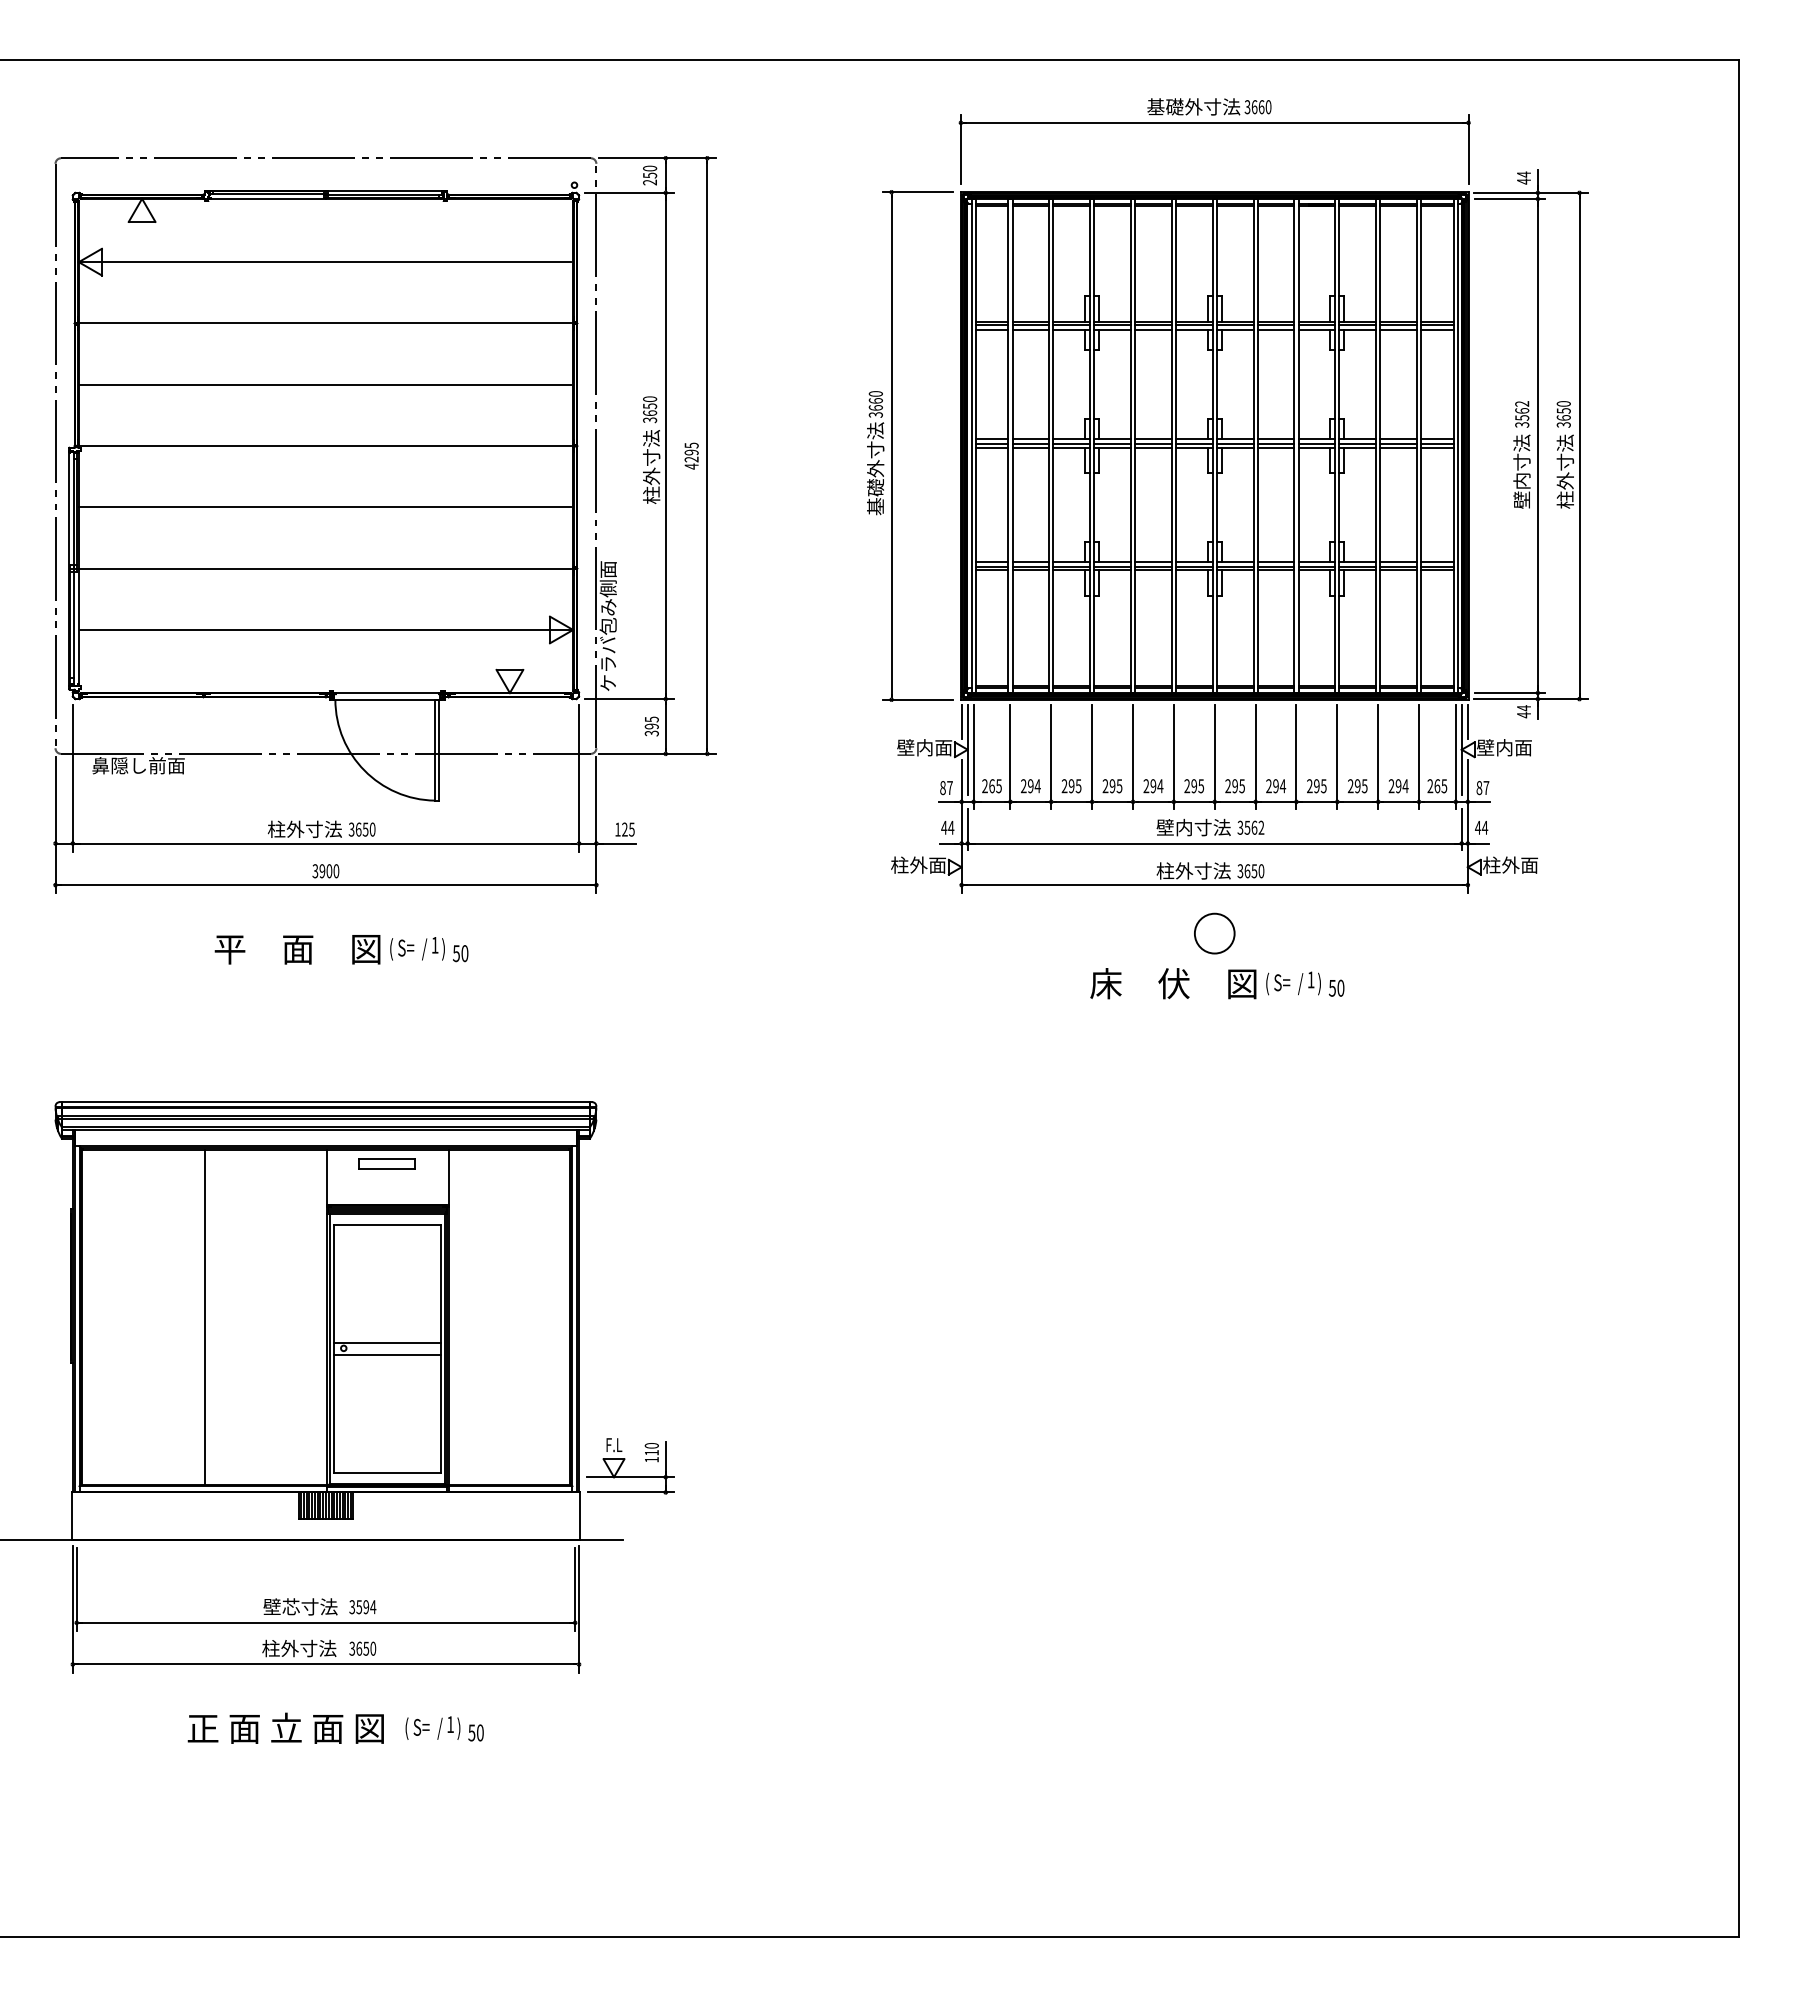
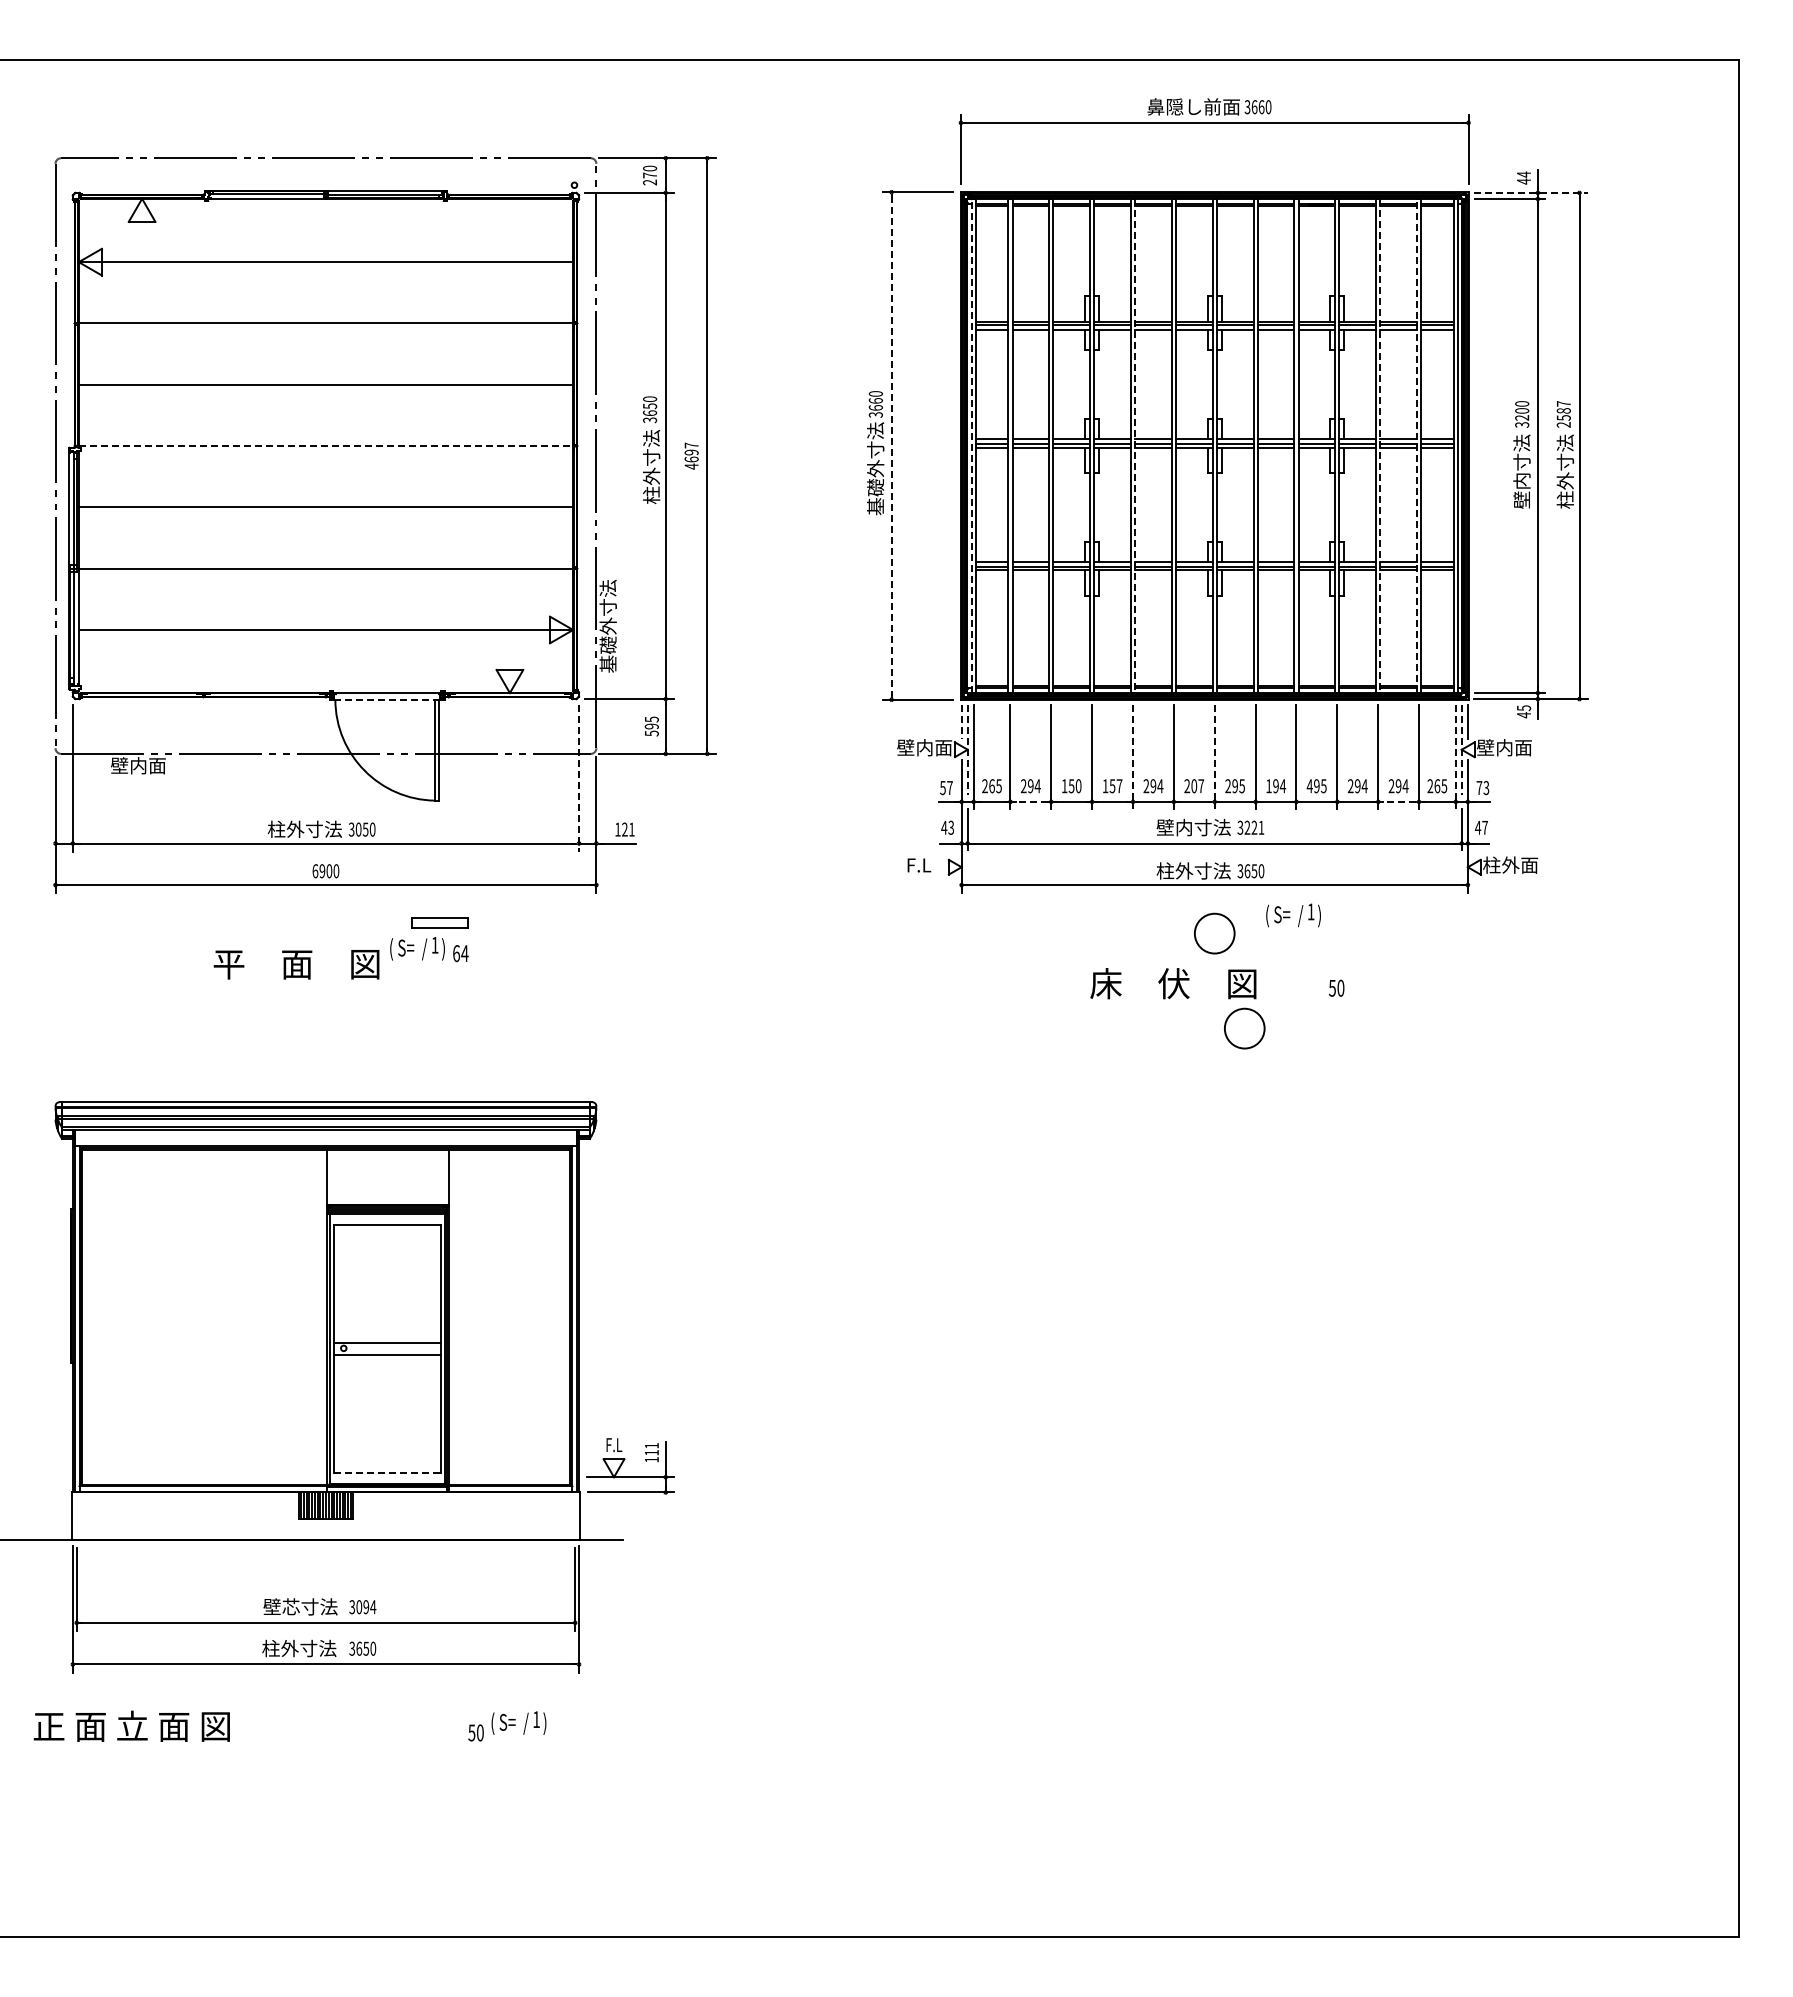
text: 基礎外寸法 -> 鼻隠し前面 (1193, 106)
text: 250 -> 270 (650, 175)
line: solid -> dashed (1531, 192)
text: 3562 -> 3200 (1522, 410)
text: 3650 -> 2587 (1563, 414)
line: solid -> dashed (971, 445)
line: solid -> dashed (1416, 445)
line: solid -> dashed (325, 446)
line: solid -> dashed (891, 446)
line: solid -> dashed (1135, 446)
line: solid -> dashed (1380, 446)
text: 4295 -> 4697 (691, 452)
text: ケラバ包み側面 -> 基礎外寸法 (607, 625)
line: solid -> dashed (387, 699)
text: 44 -> 45 (1524, 708)
line: solid -> dashed (961, 722)
text: 395 -> 595 (650, 733)
line: solid -> dashed (967, 750)
line: solid -> dashed (1461, 750)
line: solid -> dashed (1133, 757)
line: solid -> dashed (1214, 757)
line: solid -> dashed (1455, 757)
text: 鼻隠し前面 -> 壁内面 (138, 765)
line: solid -> dashed (579, 778)
text: 294 -> 194 (1268, 785)
text: 295 -> 150 (1071, 786)
text: 295 -> 157 (1112, 786)
text: 295 -> 207 (1197, 786)
text: 295 -> 495 (1309, 786)
text: 295 -> 294 (1364, 786)
text: 87 -> 57 (942, 787)
text: 87 -> 73 (1482, 787)
line: solid -> dashed (1030, 801)
line: solid -> dashed (1398, 801)
text: 44 -> 43 (951, 827)
text: 3562 -> 3221 (1254, 827)
text: 44 -> 47 (1485, 827)
text: 3650 -> 3050 (358, 829)
text: 125 -> 121 (631, 829)
text: 柱外面 -> F.L (918, 864)
text: 3900 -> 6900 (315, 871)
text position: (297, 949) -> (296, 964) (296, 964)
text: 50 -> 64 (460, 953)
text position: (1293, 983) -> (1293, 915) (1293, 915)
circle: none -> present (1244, 1028)
part position: (386, 1163) -> (439, 922) (439, 922)
line: present -> none (204, 1316)
text: 110 -> 111 (651, 1445)
line: solid -> dashed (387, 1472)
text: 3594 -> 3094 (359, 1607)
text position: (285, 1727) -> (131, 1725) (131, 1725)
text position: (432, 1727) -> (518, 1722) (518, 1722)
